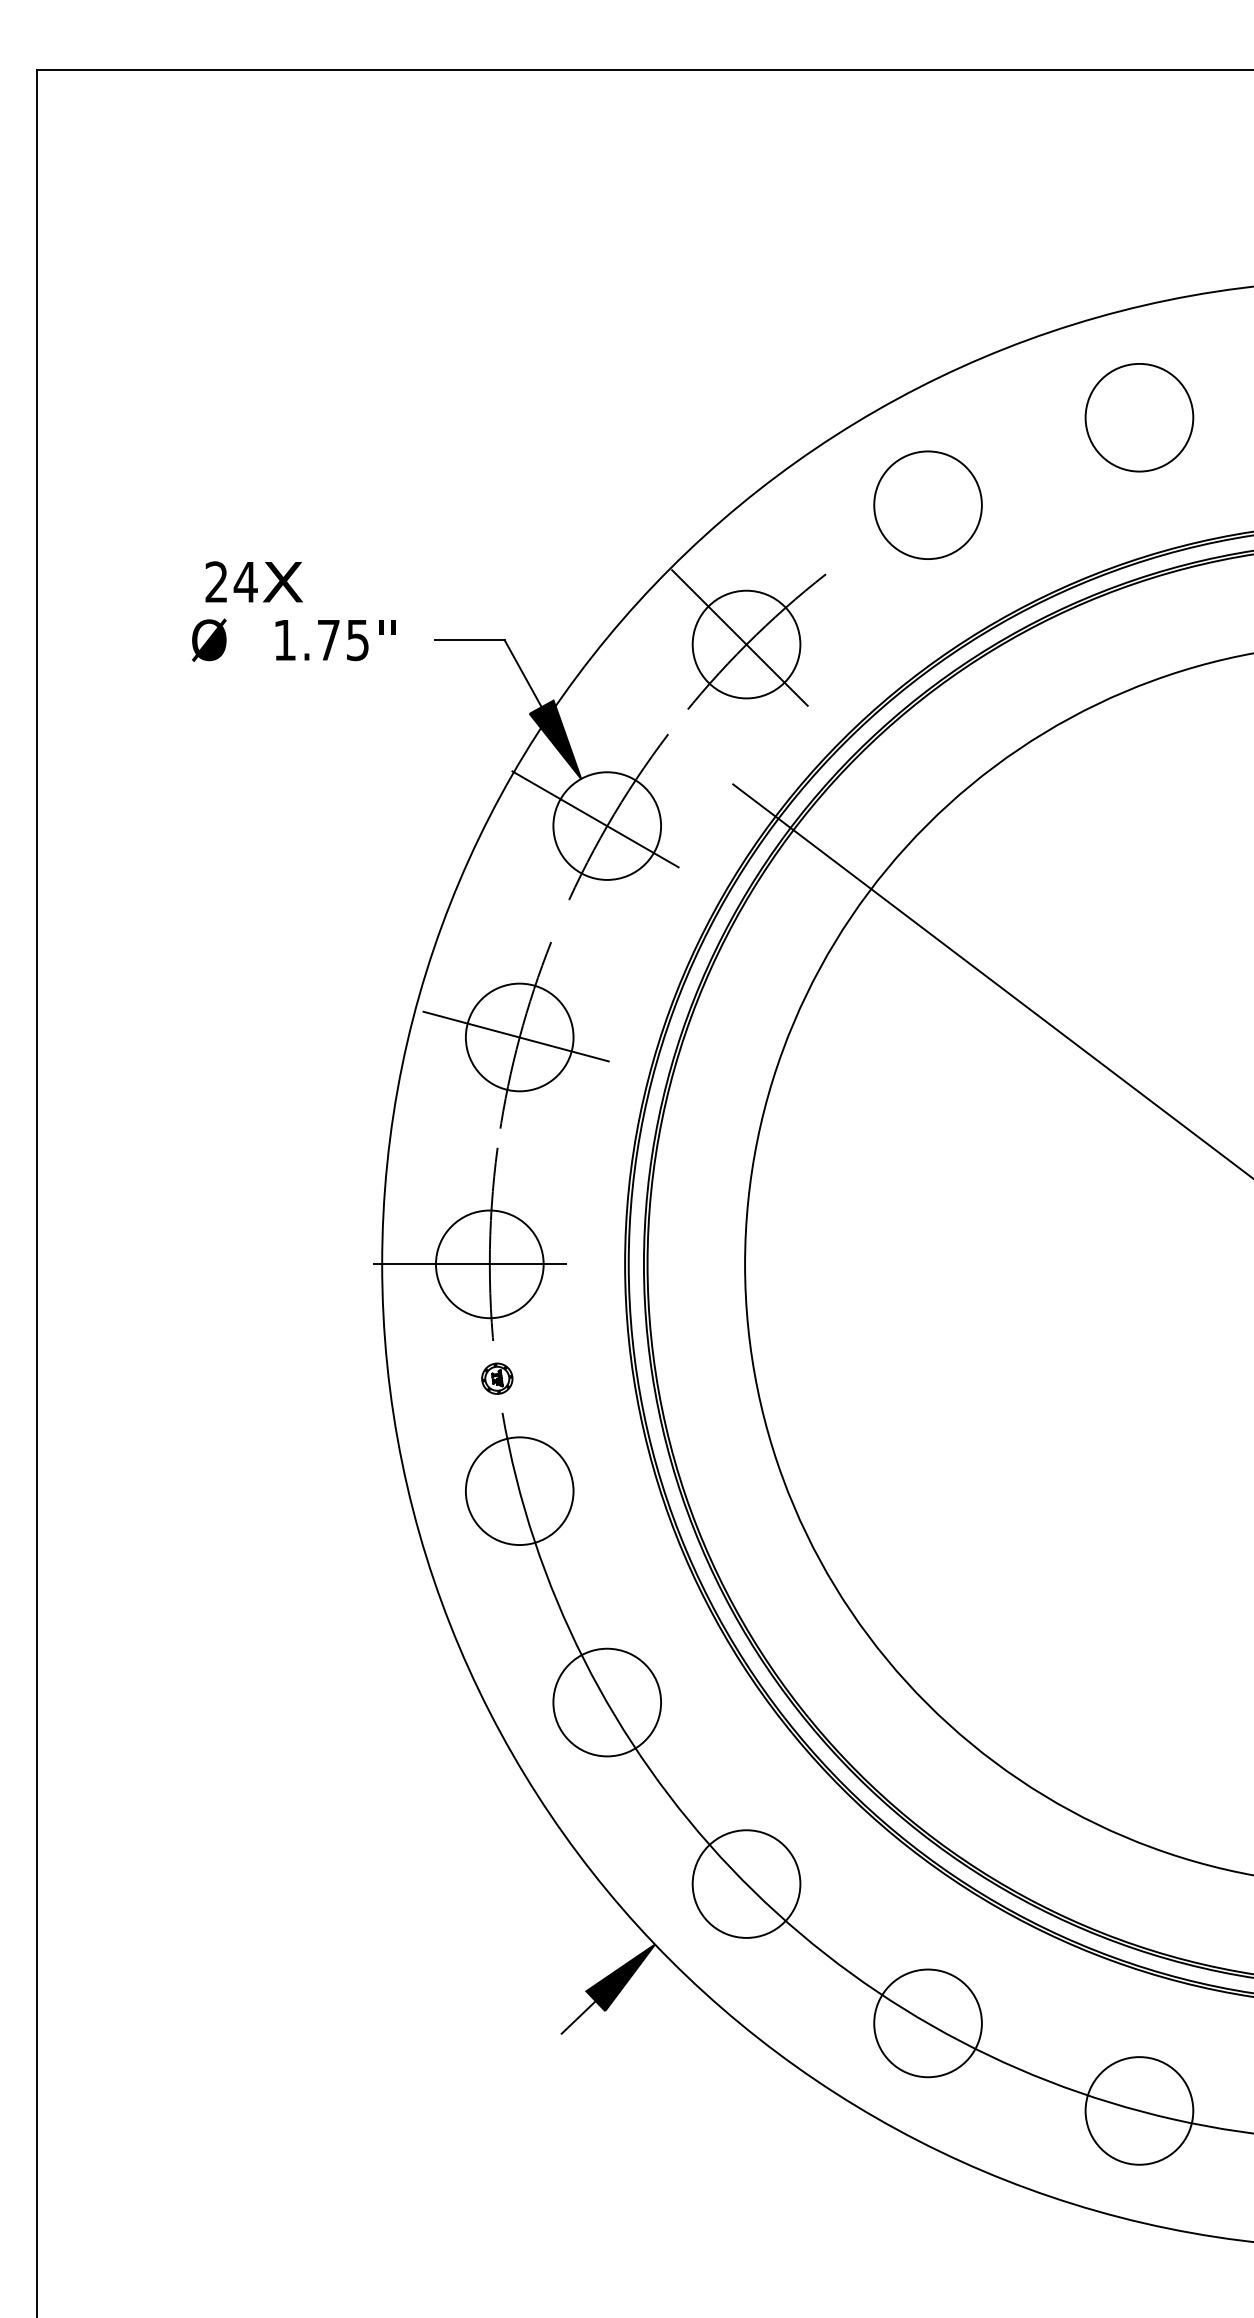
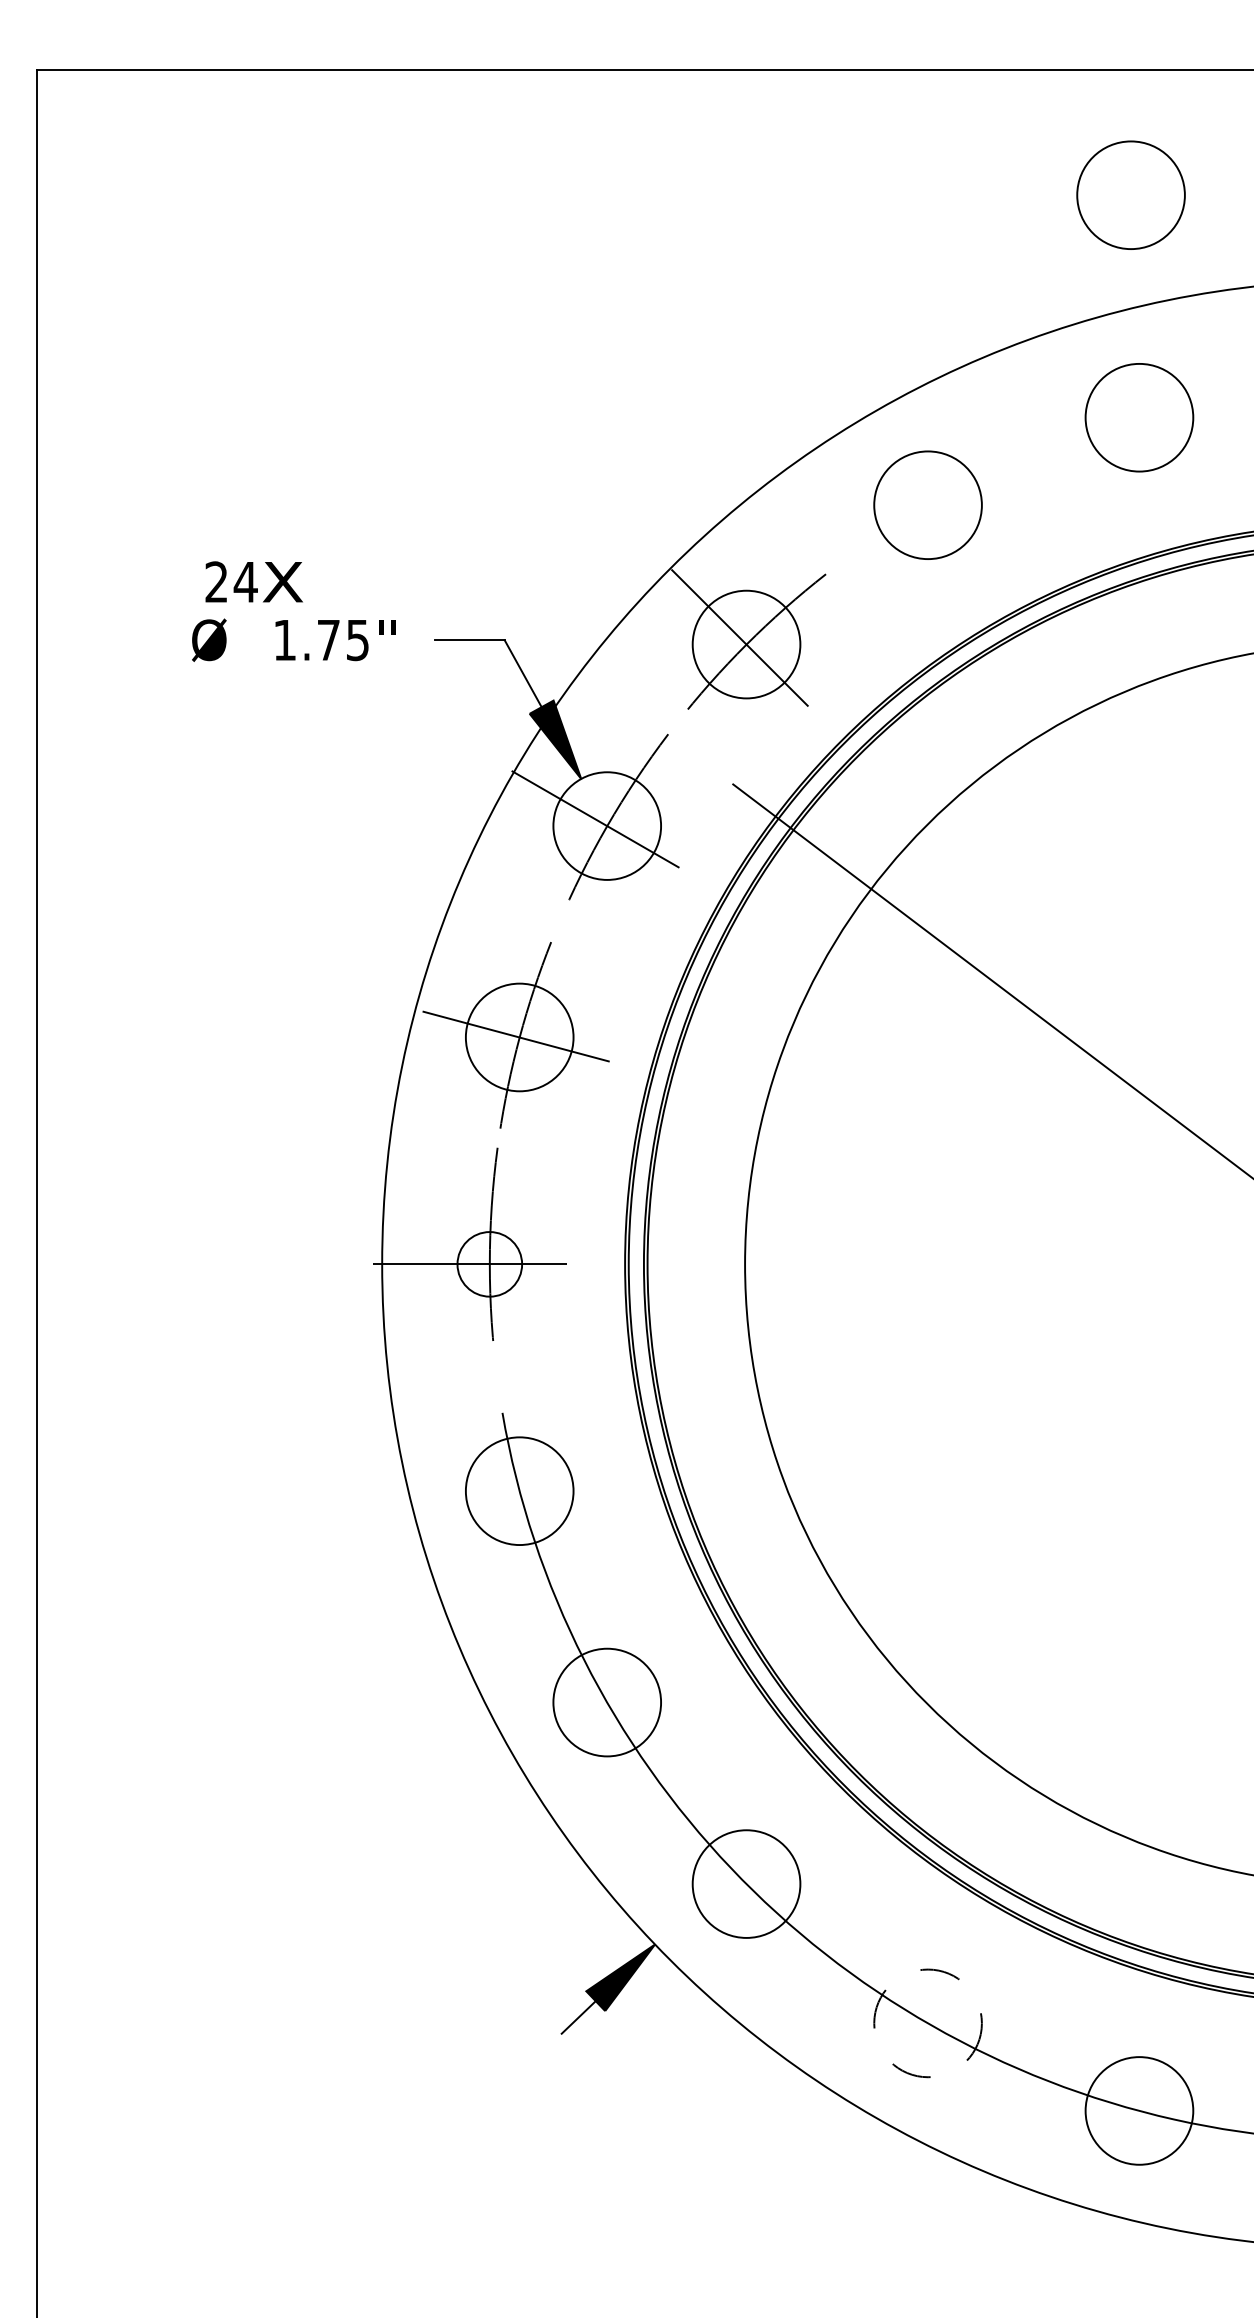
circle: none -> present (1130, 194)
circle diameter: 108 px -> 65 px (489, 1264)
part: present -> none (497, 1378)
circle: solid -> dashed (927, 2023)
